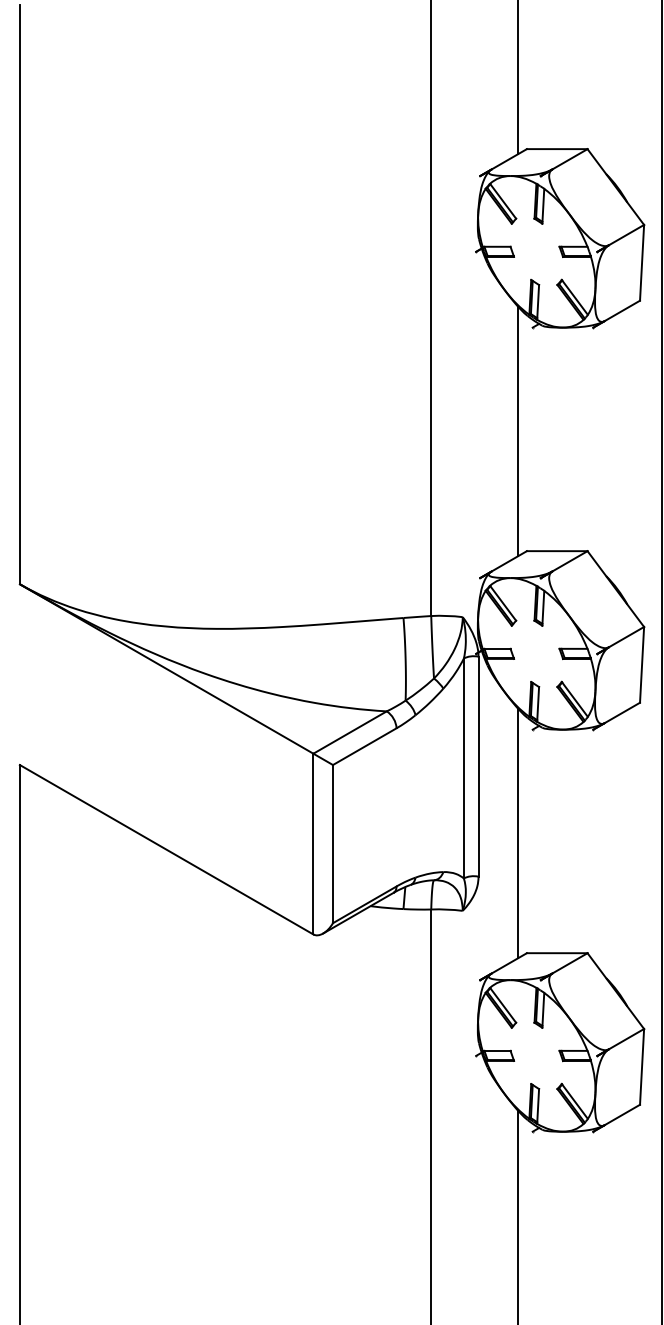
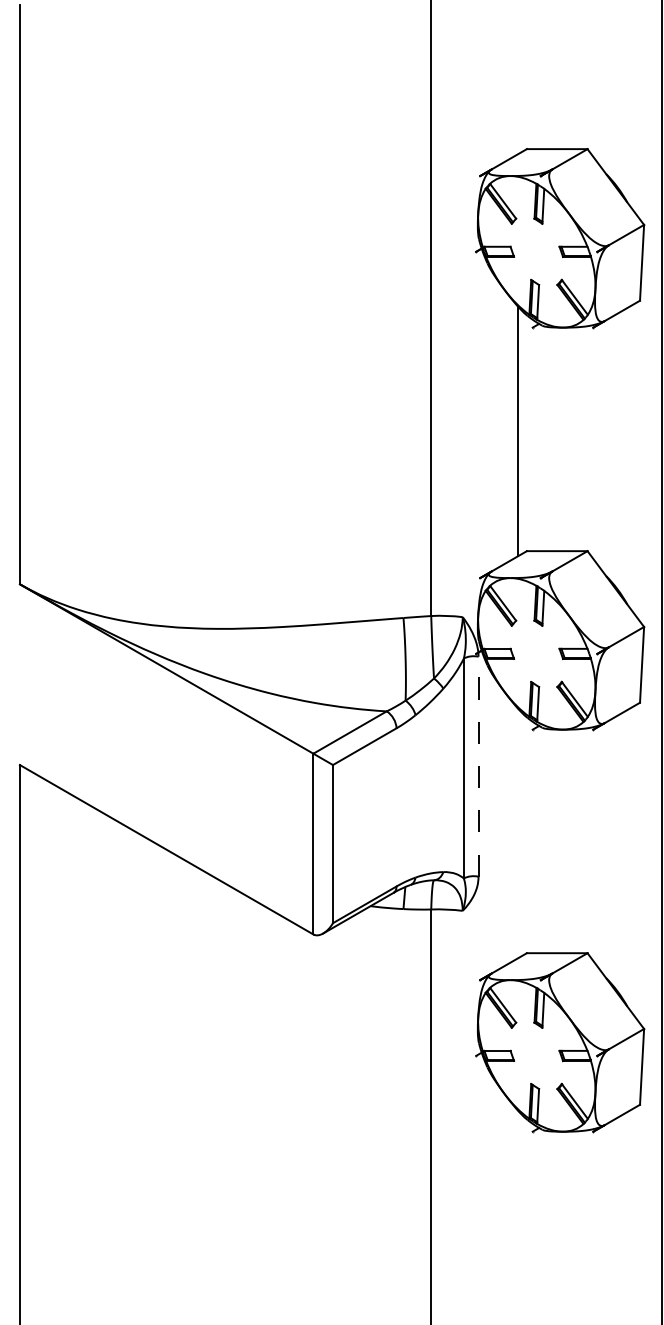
line: present -> none (517, 78)
line: solid -> dashed (478, 766)
line: present -> none (517, 833)
line: present -> none (517, 1215)
